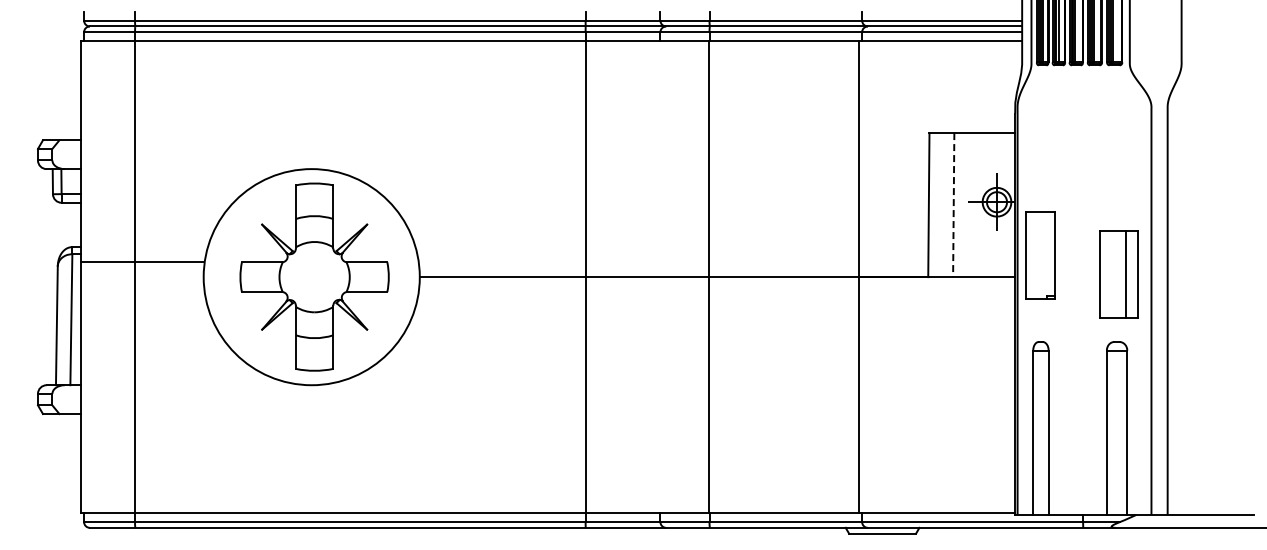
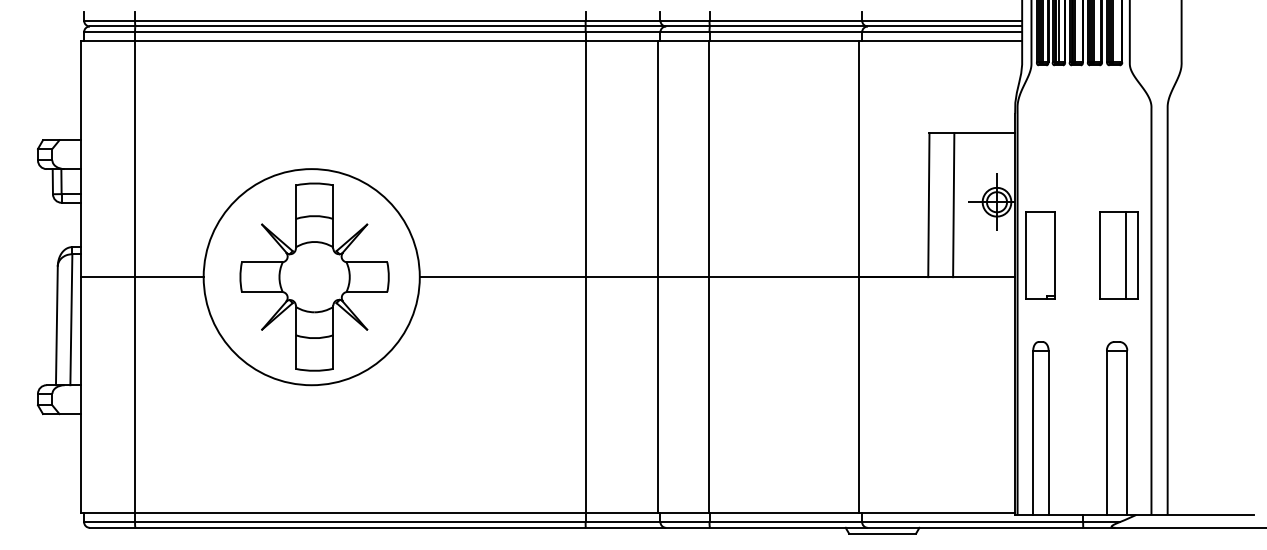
line: dashed -> solid (953, 205)
line position: (142, 262) -> (142, 277) (142, 277)
part position: (1118, 274) -> (1118, 255) (1118, 255)
line: none -> present (657, 276)
